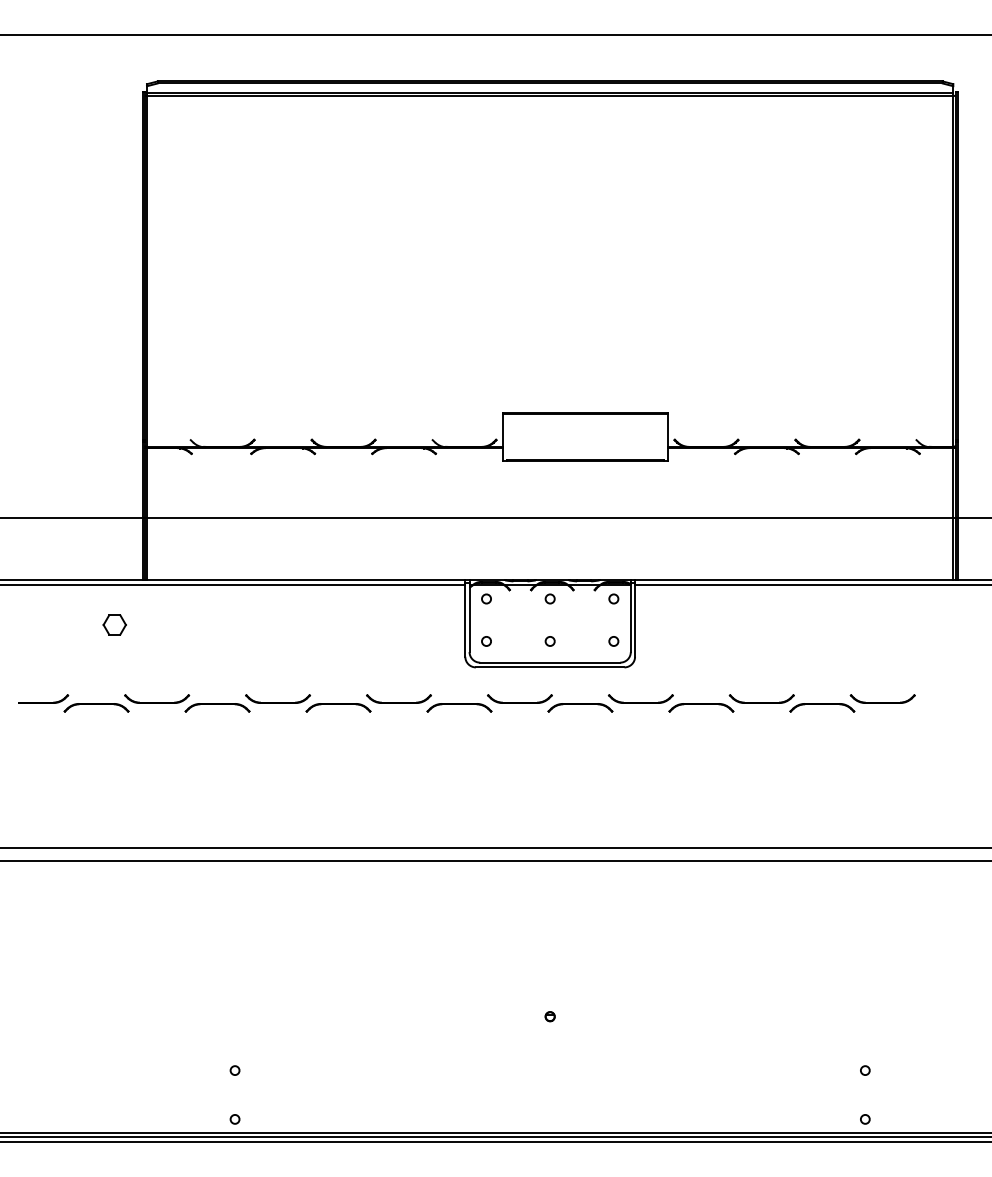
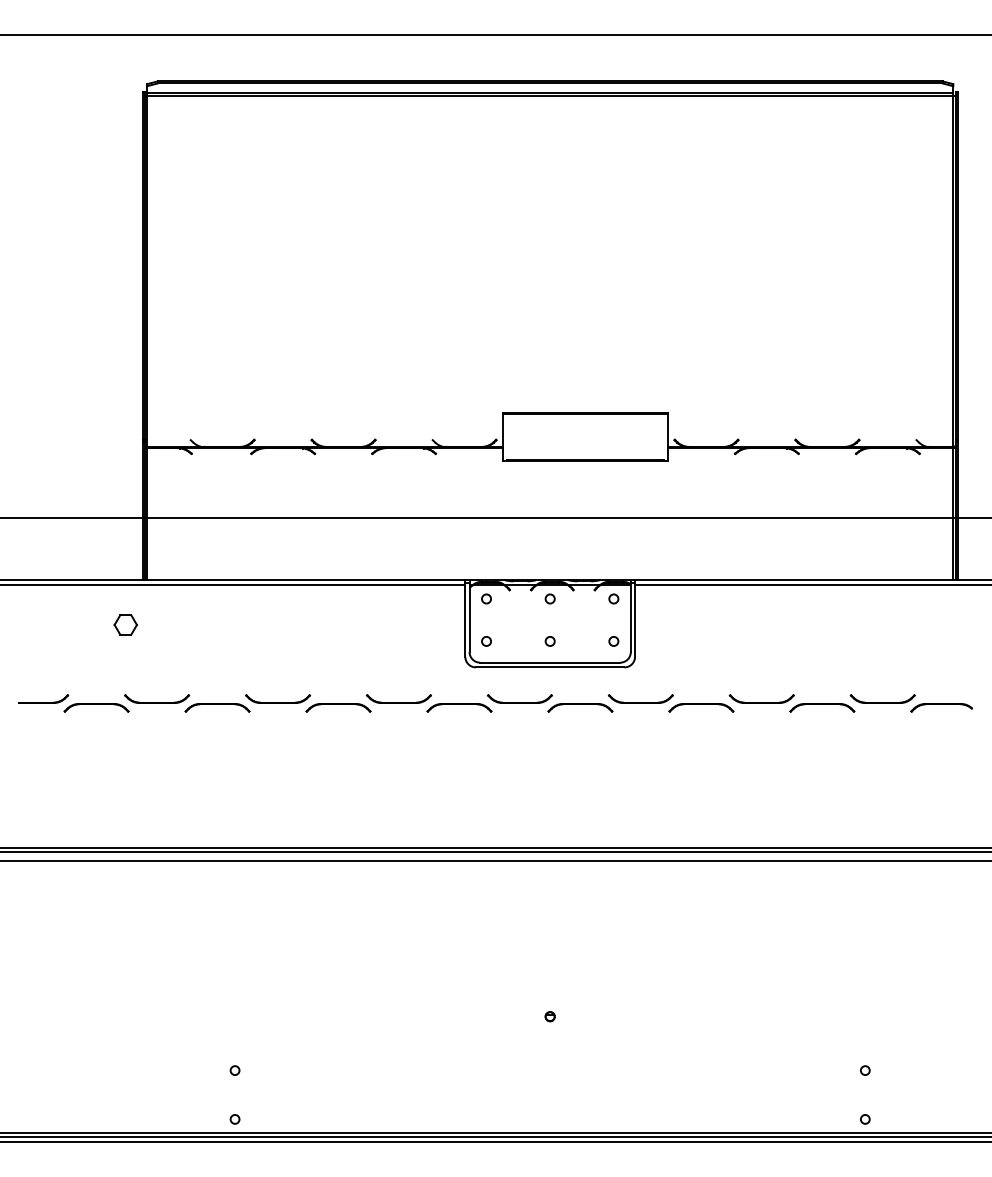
part position: (114, 624) -> (125, 624) (125, 624)
part: none -> present (941, 707)
line: none -> present (495, 852)
